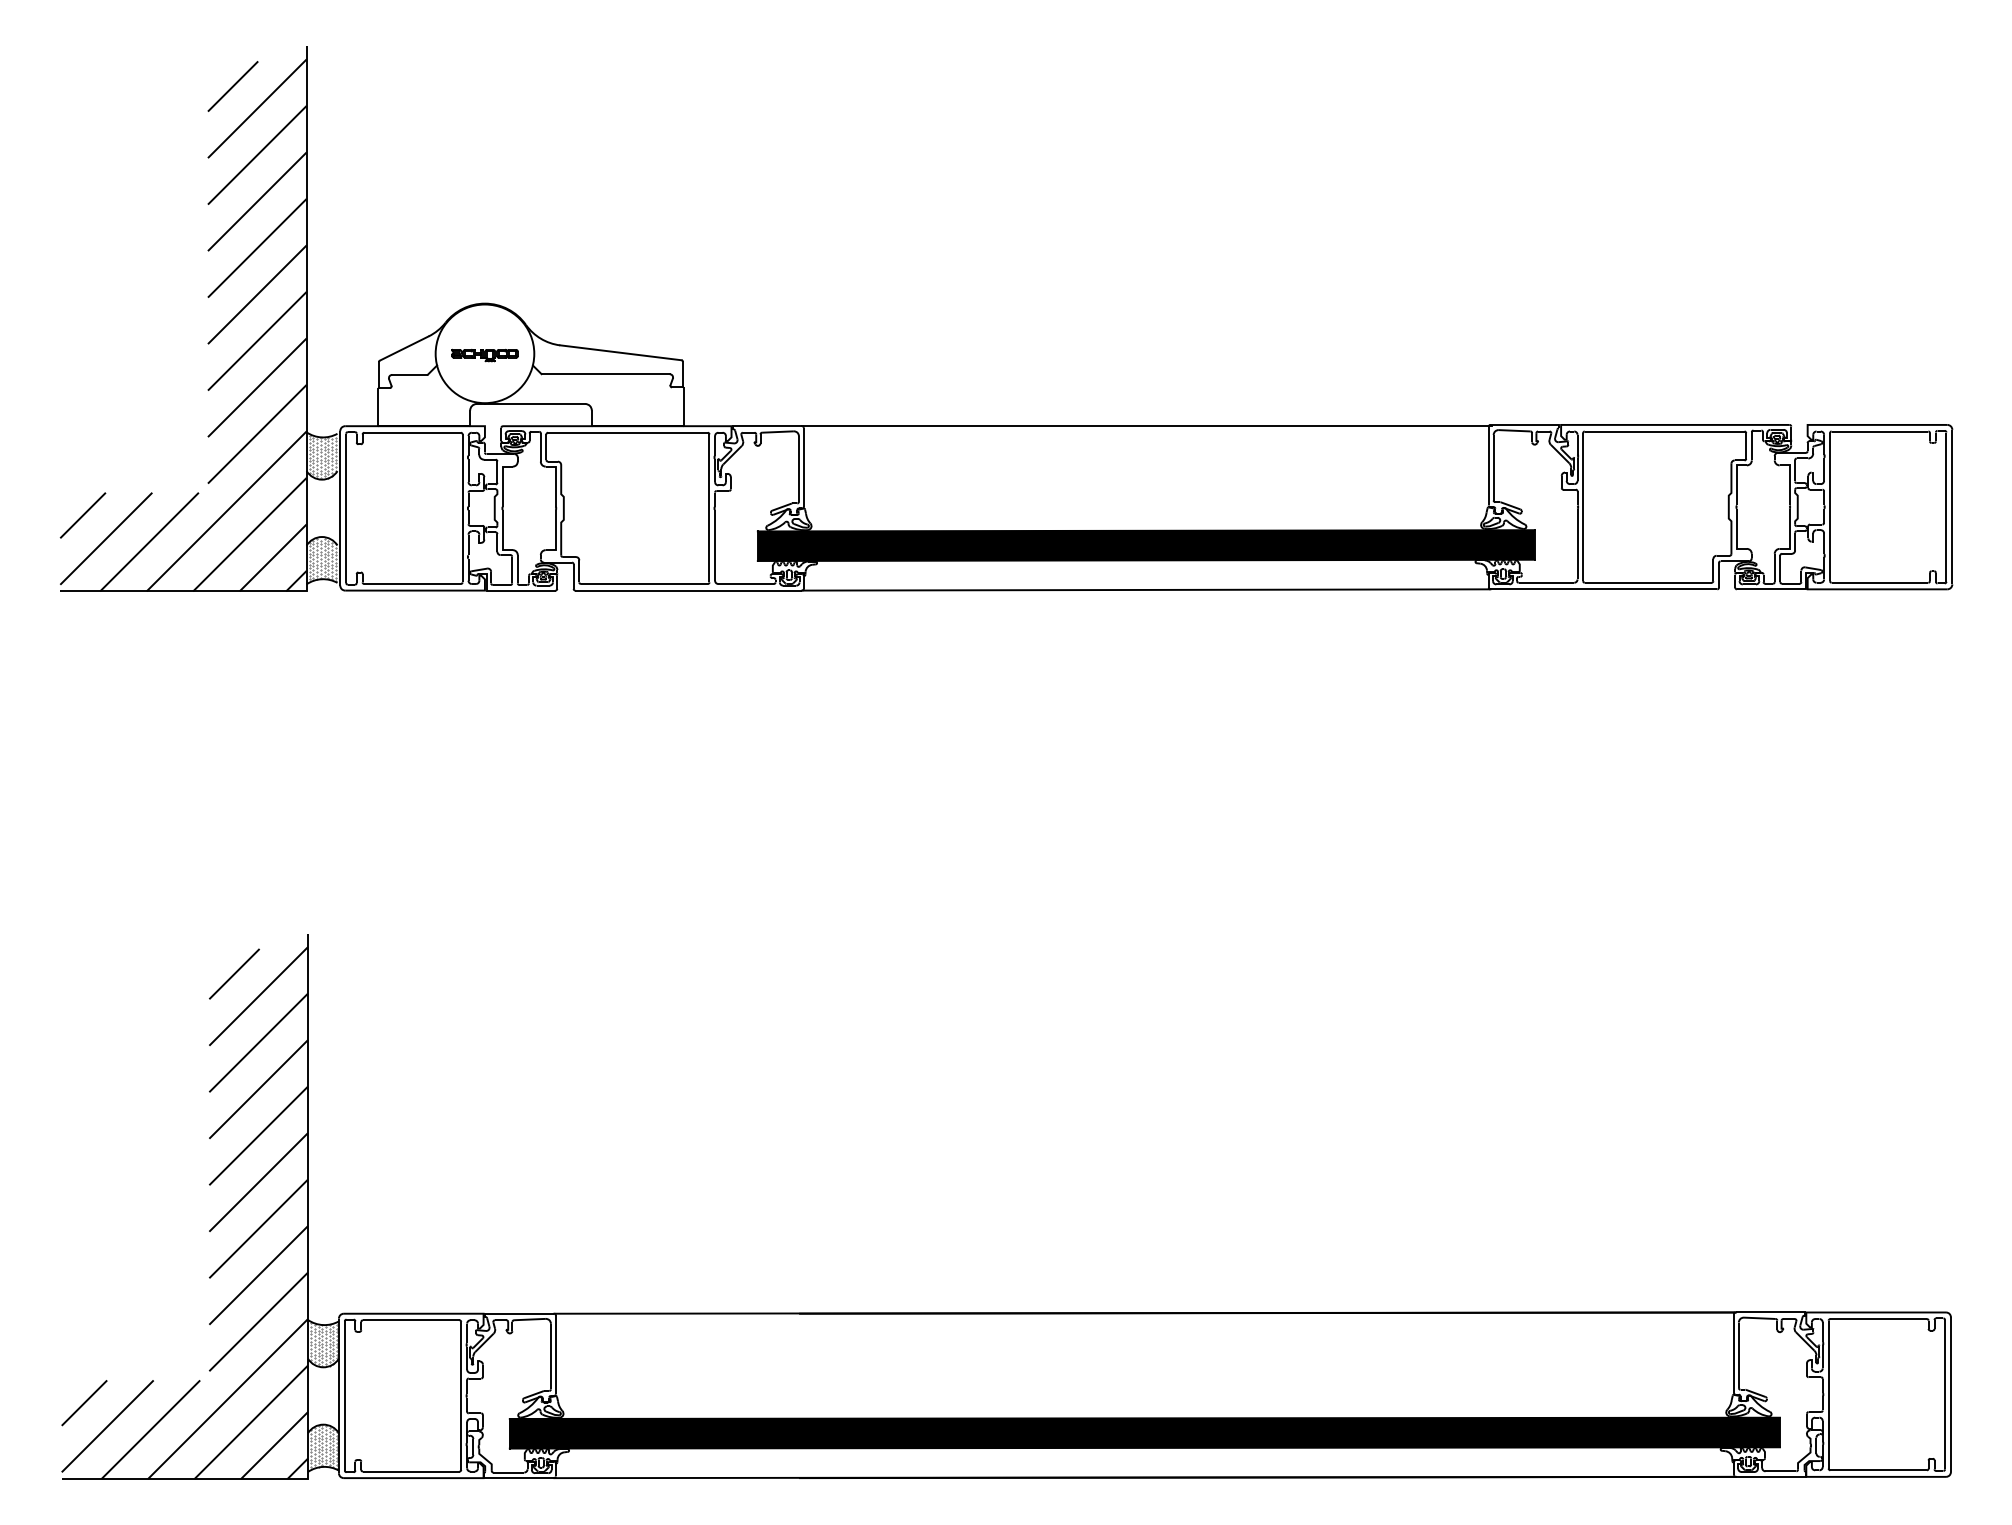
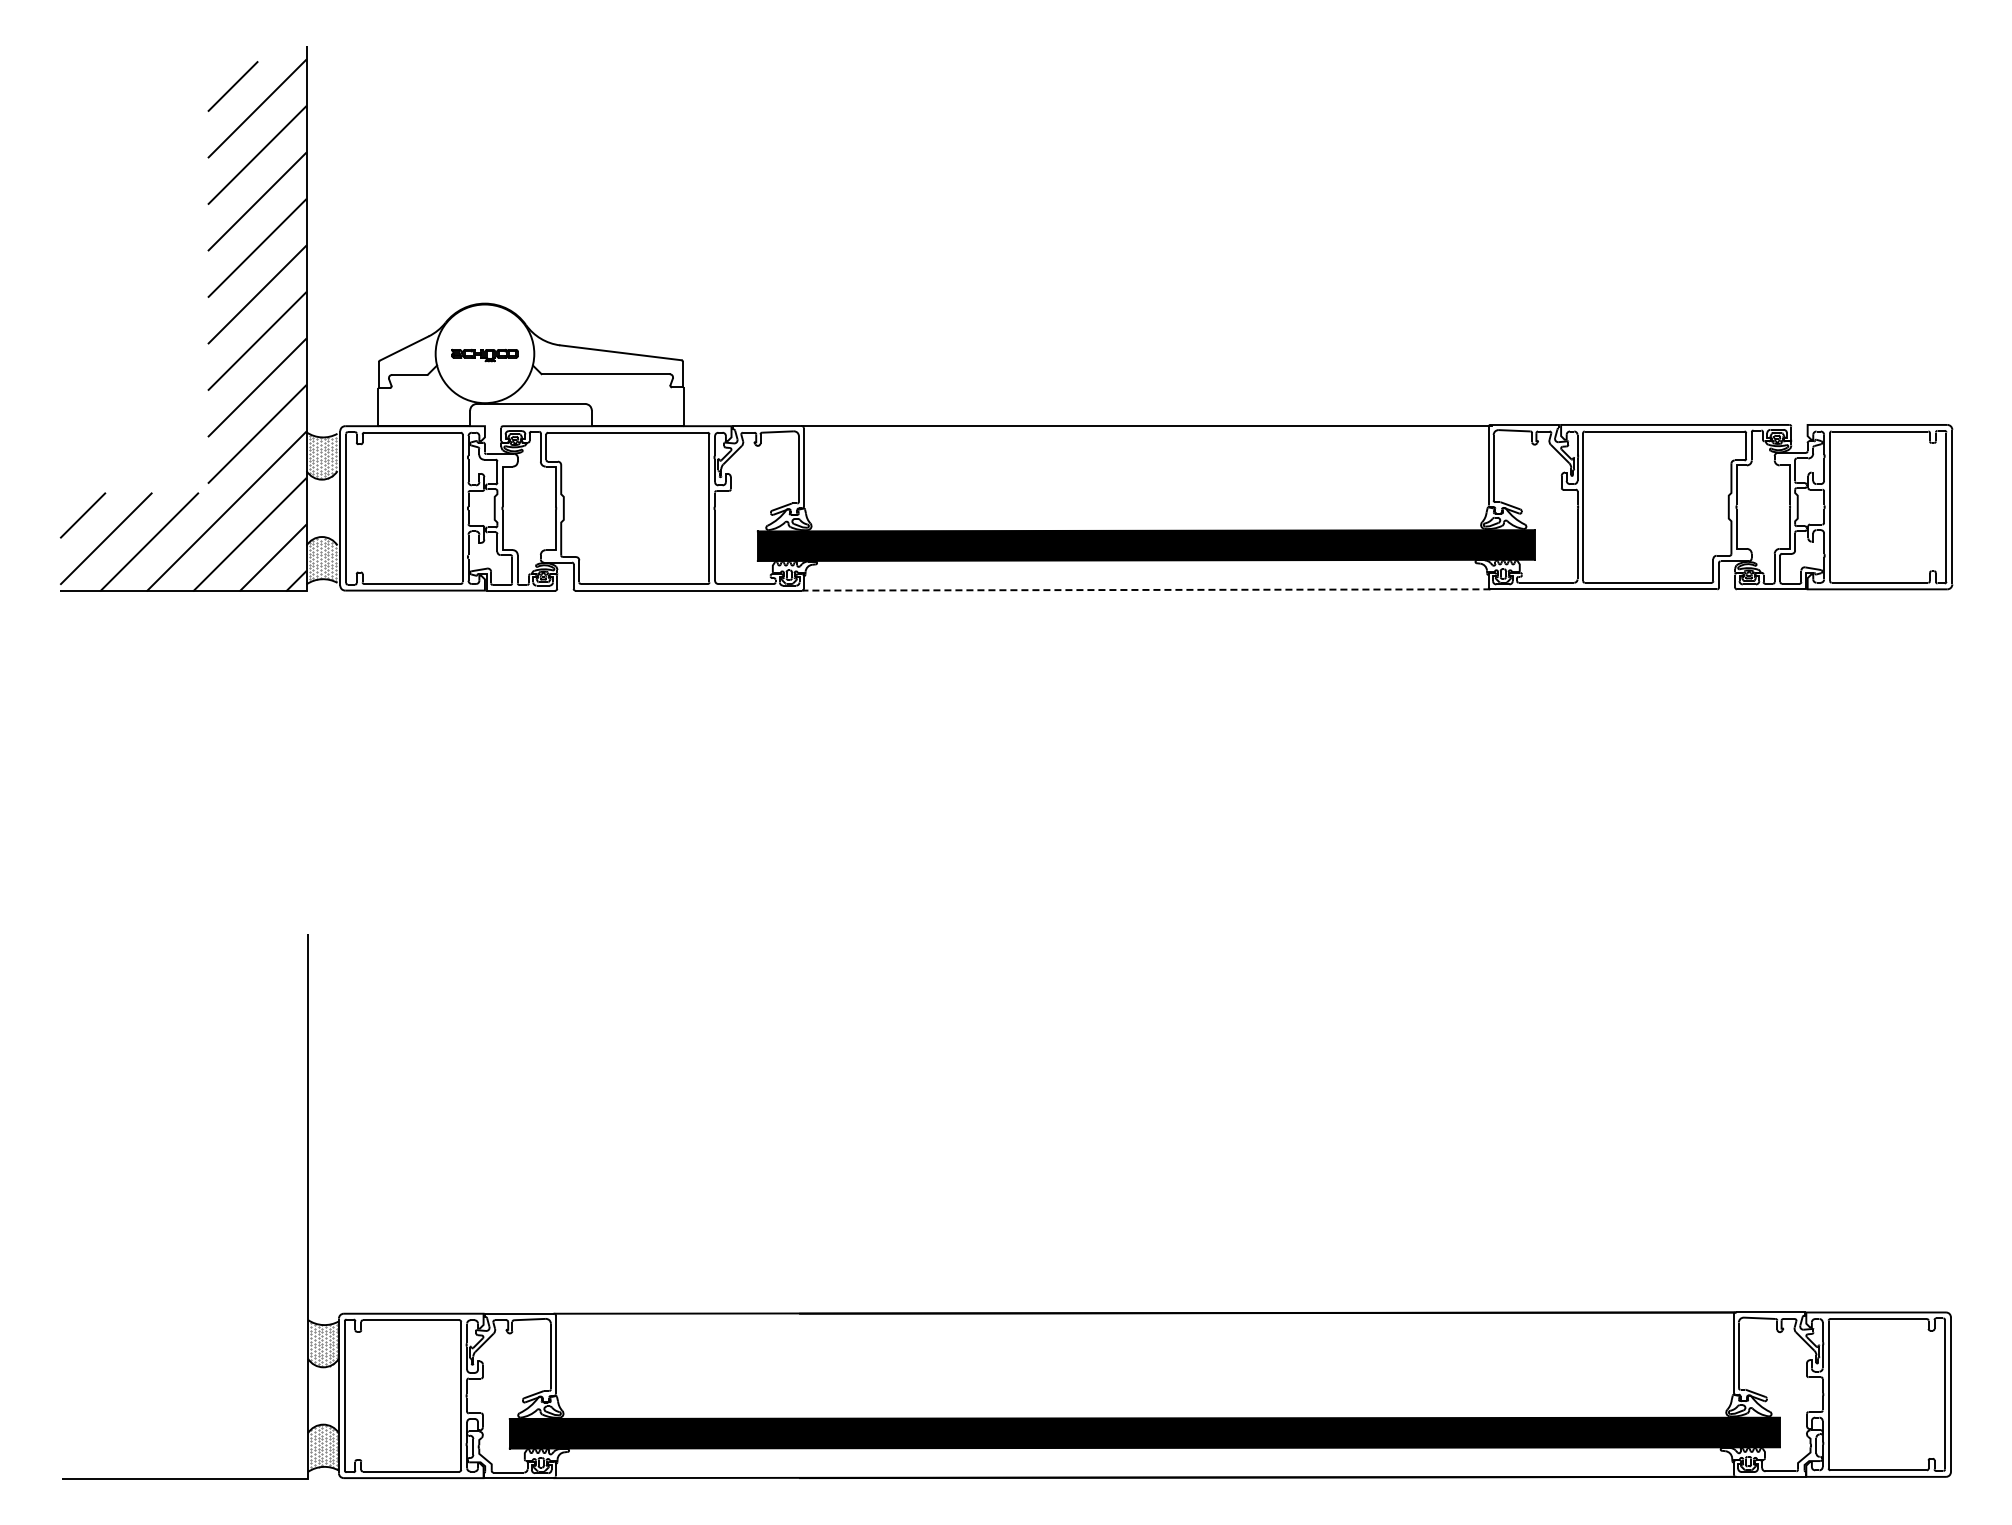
line: solid -> dashed (1145, 589)
hatch: present -> none (184, 1213)
